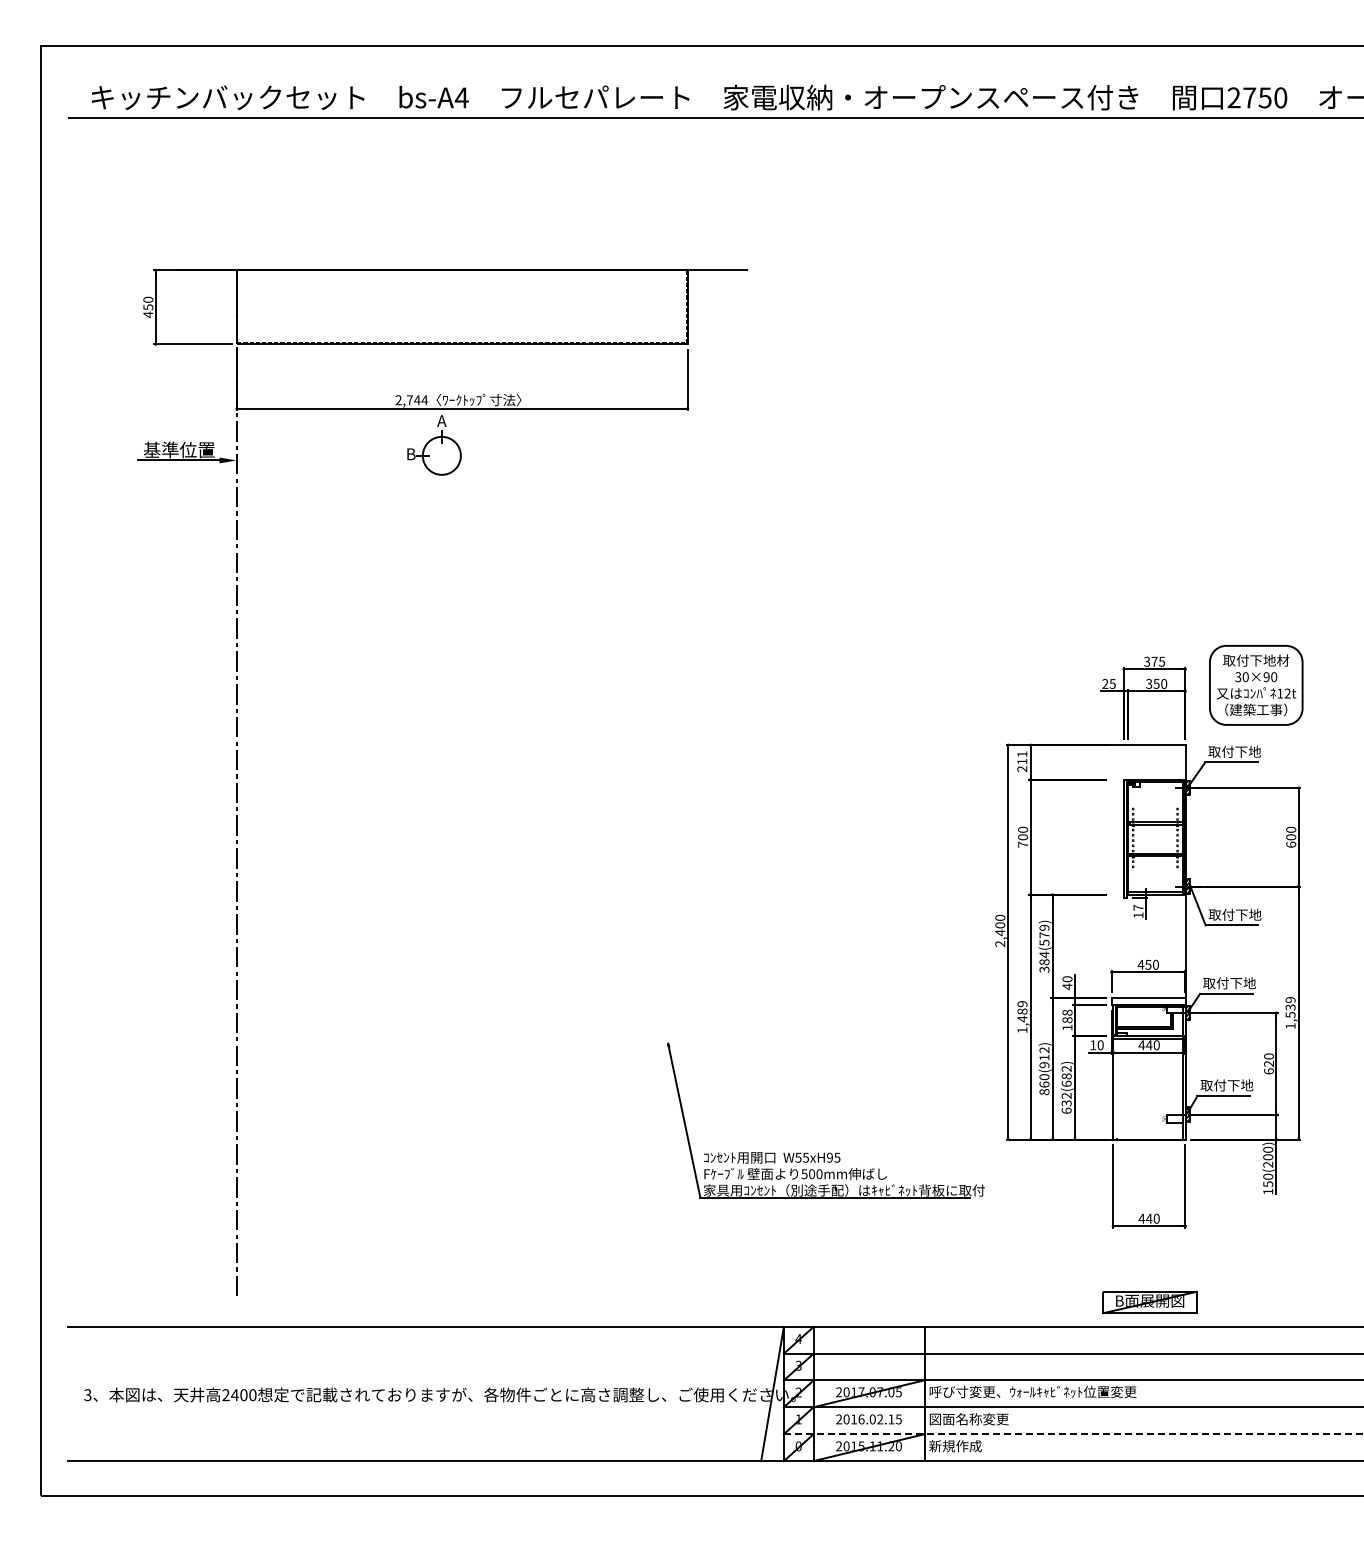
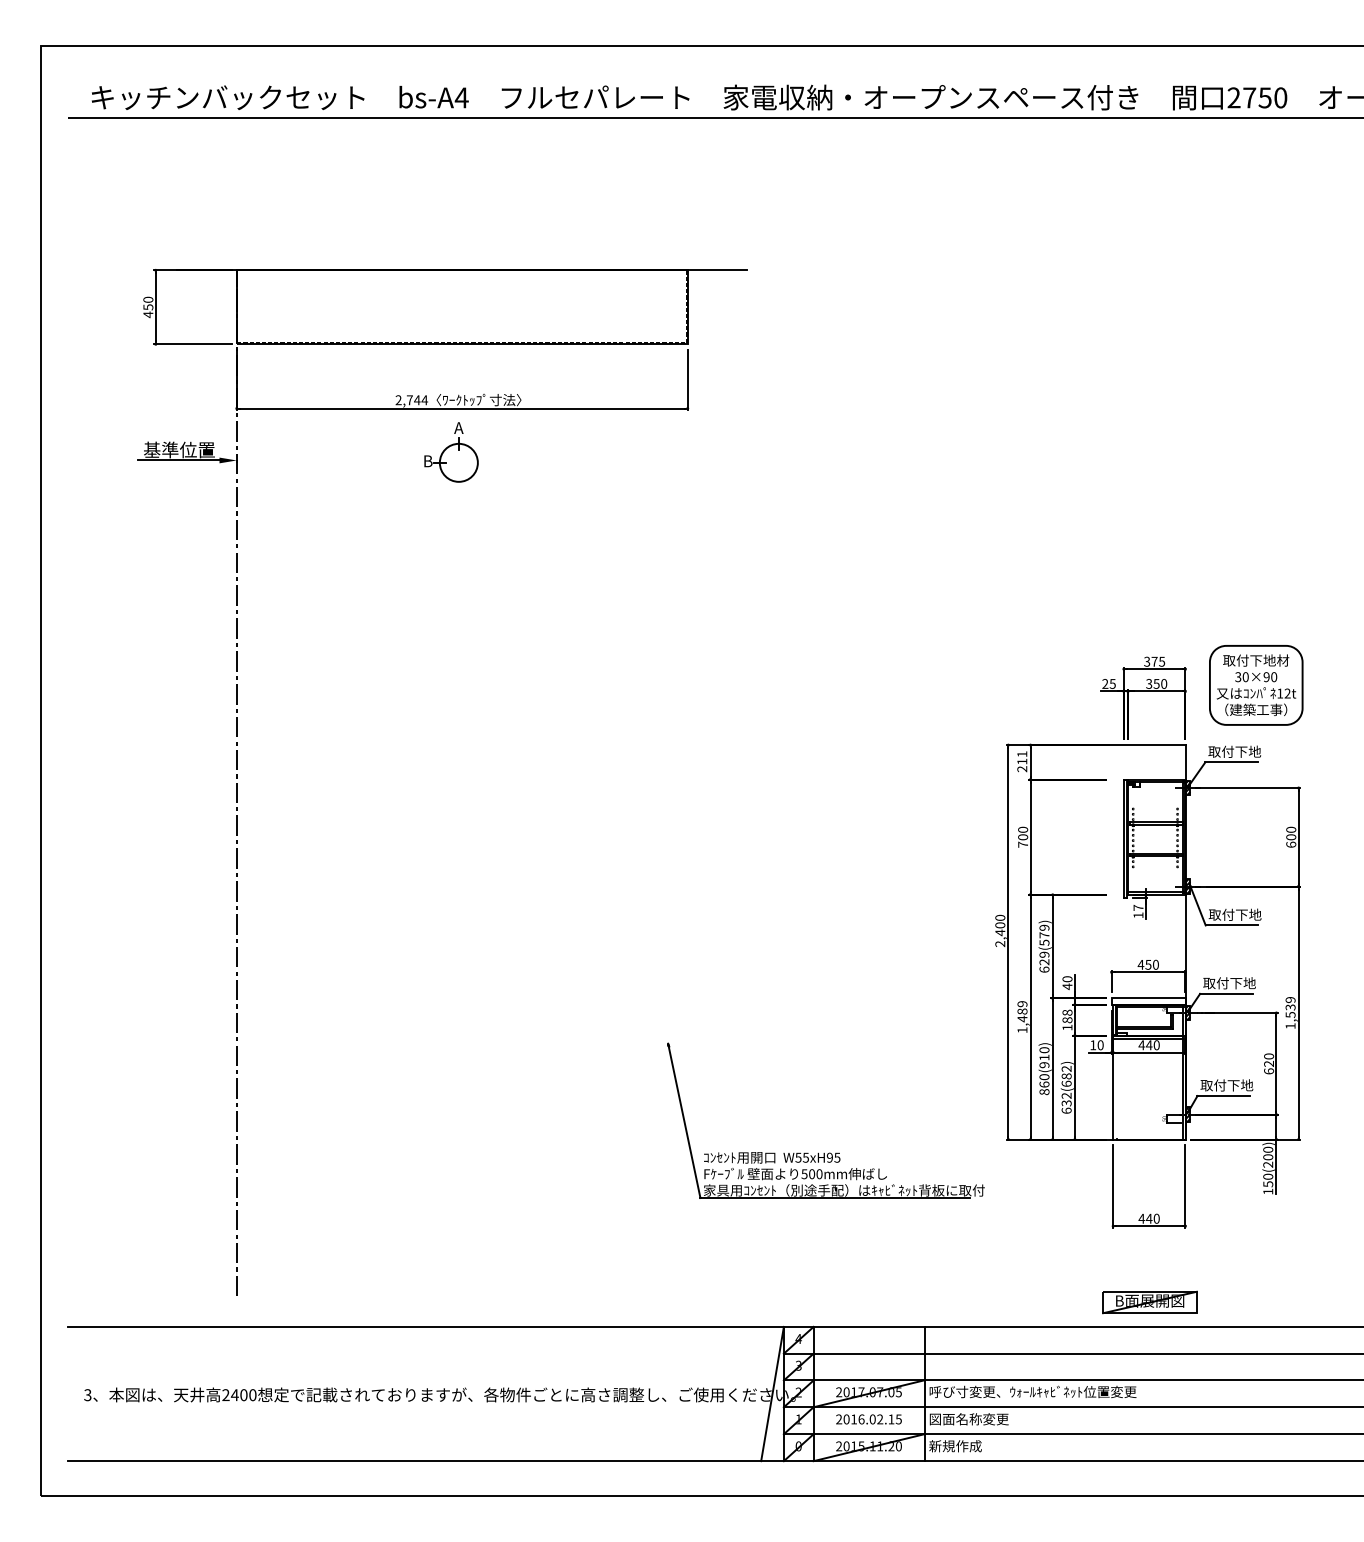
part position: (434, 445) -> (451, 452) (451, 452)
text: 384(579) -> 629(579) (1044, 961)
text: 860(912) -> 860(910) (1044, 1050)
line: dashed -> solid (1073, 1434)
